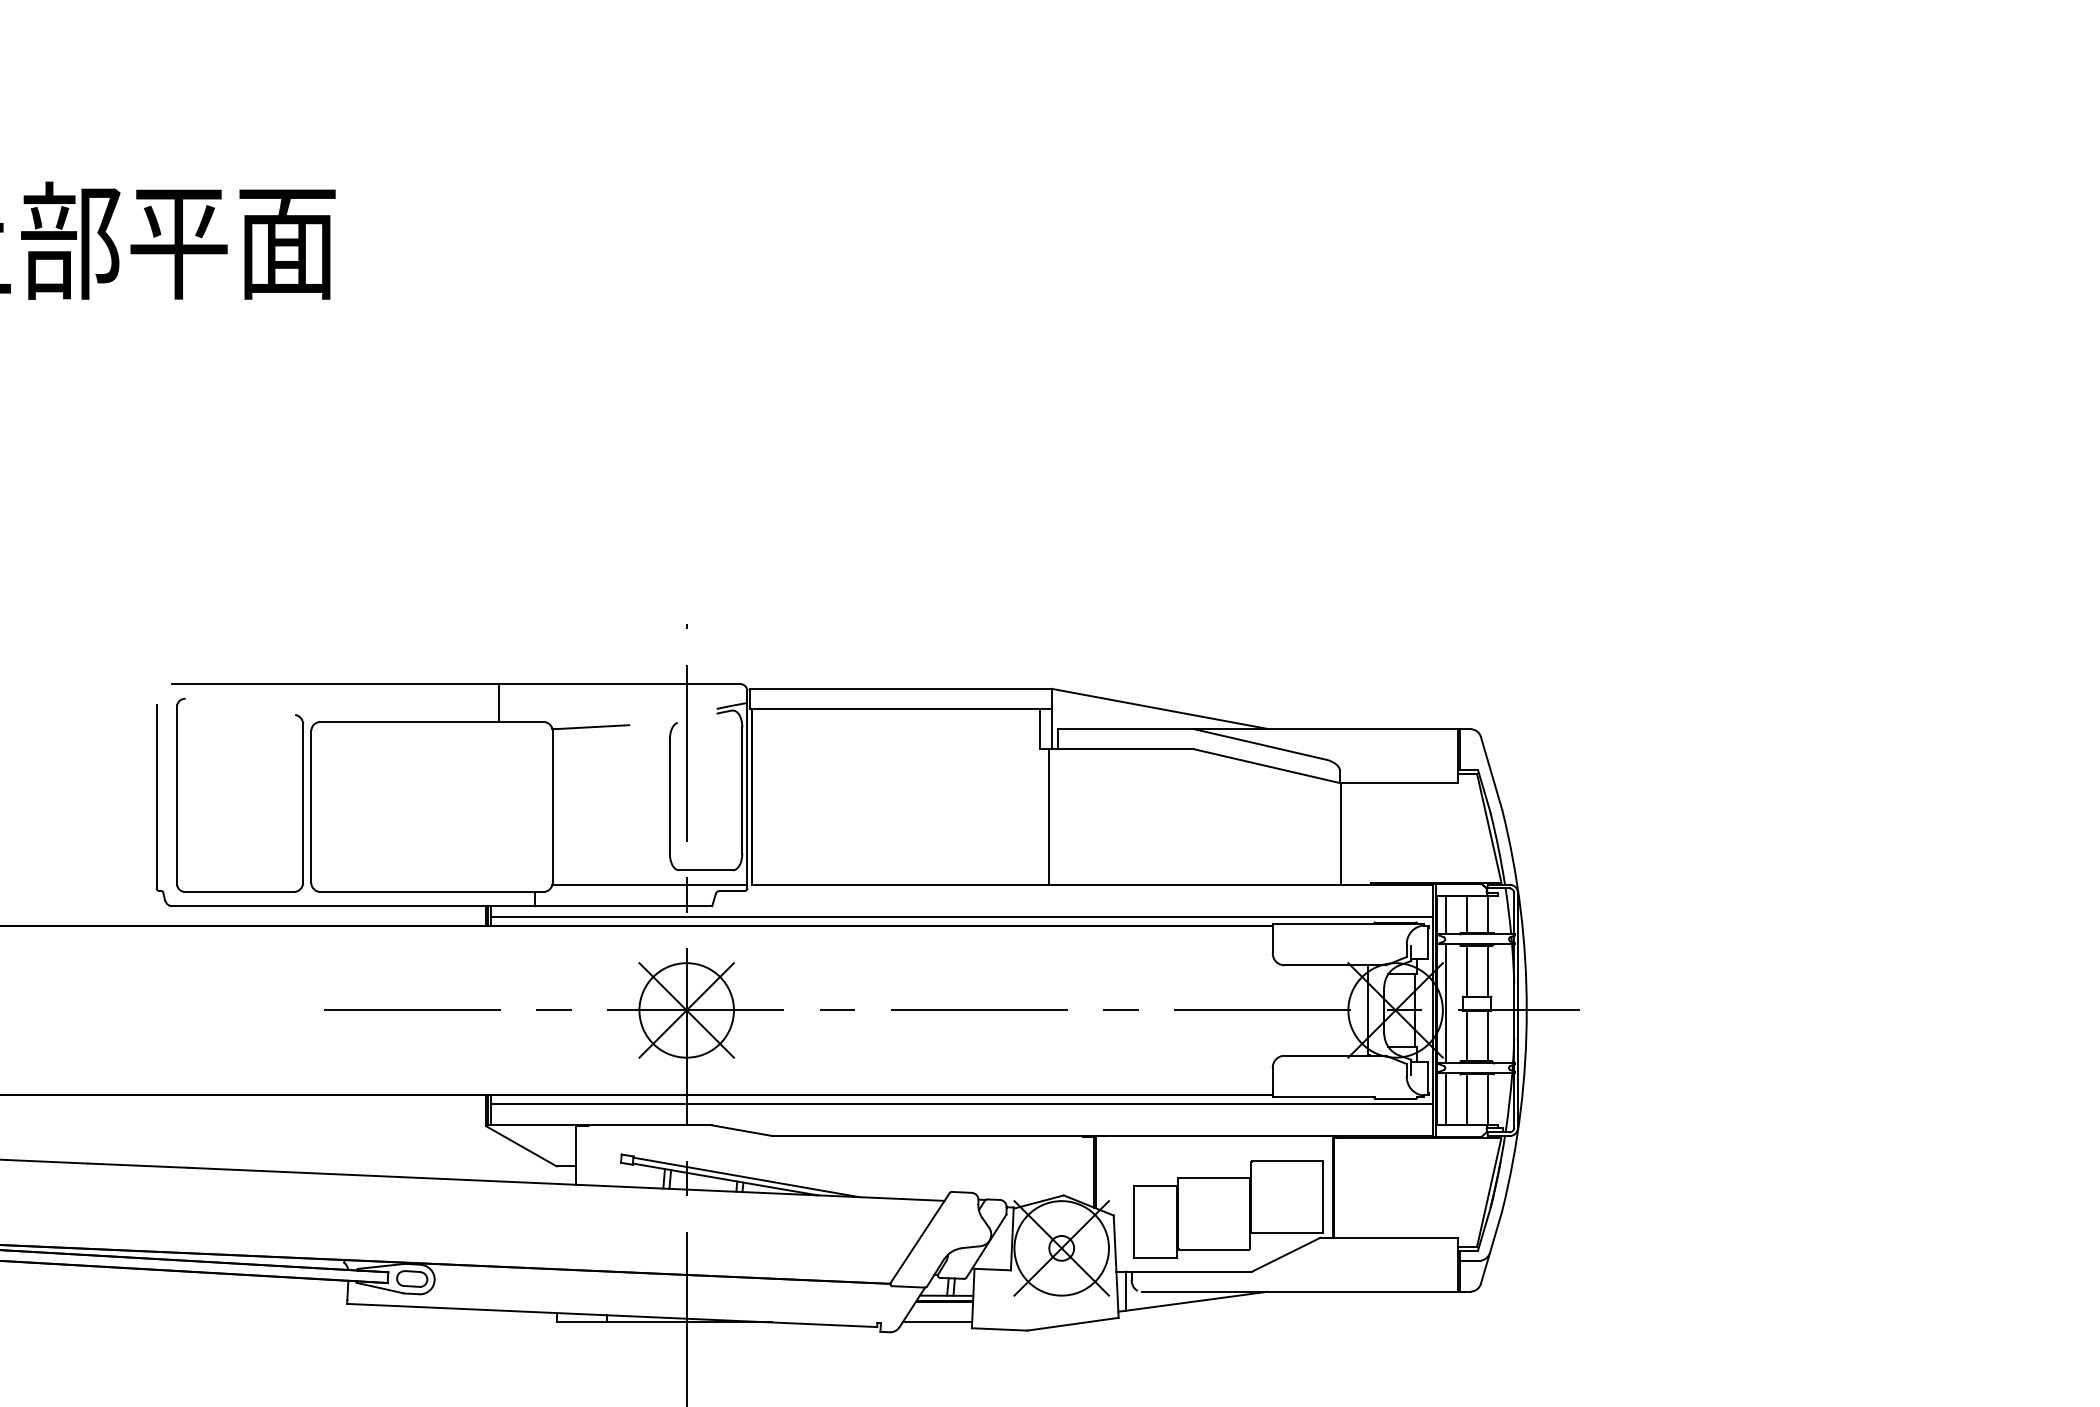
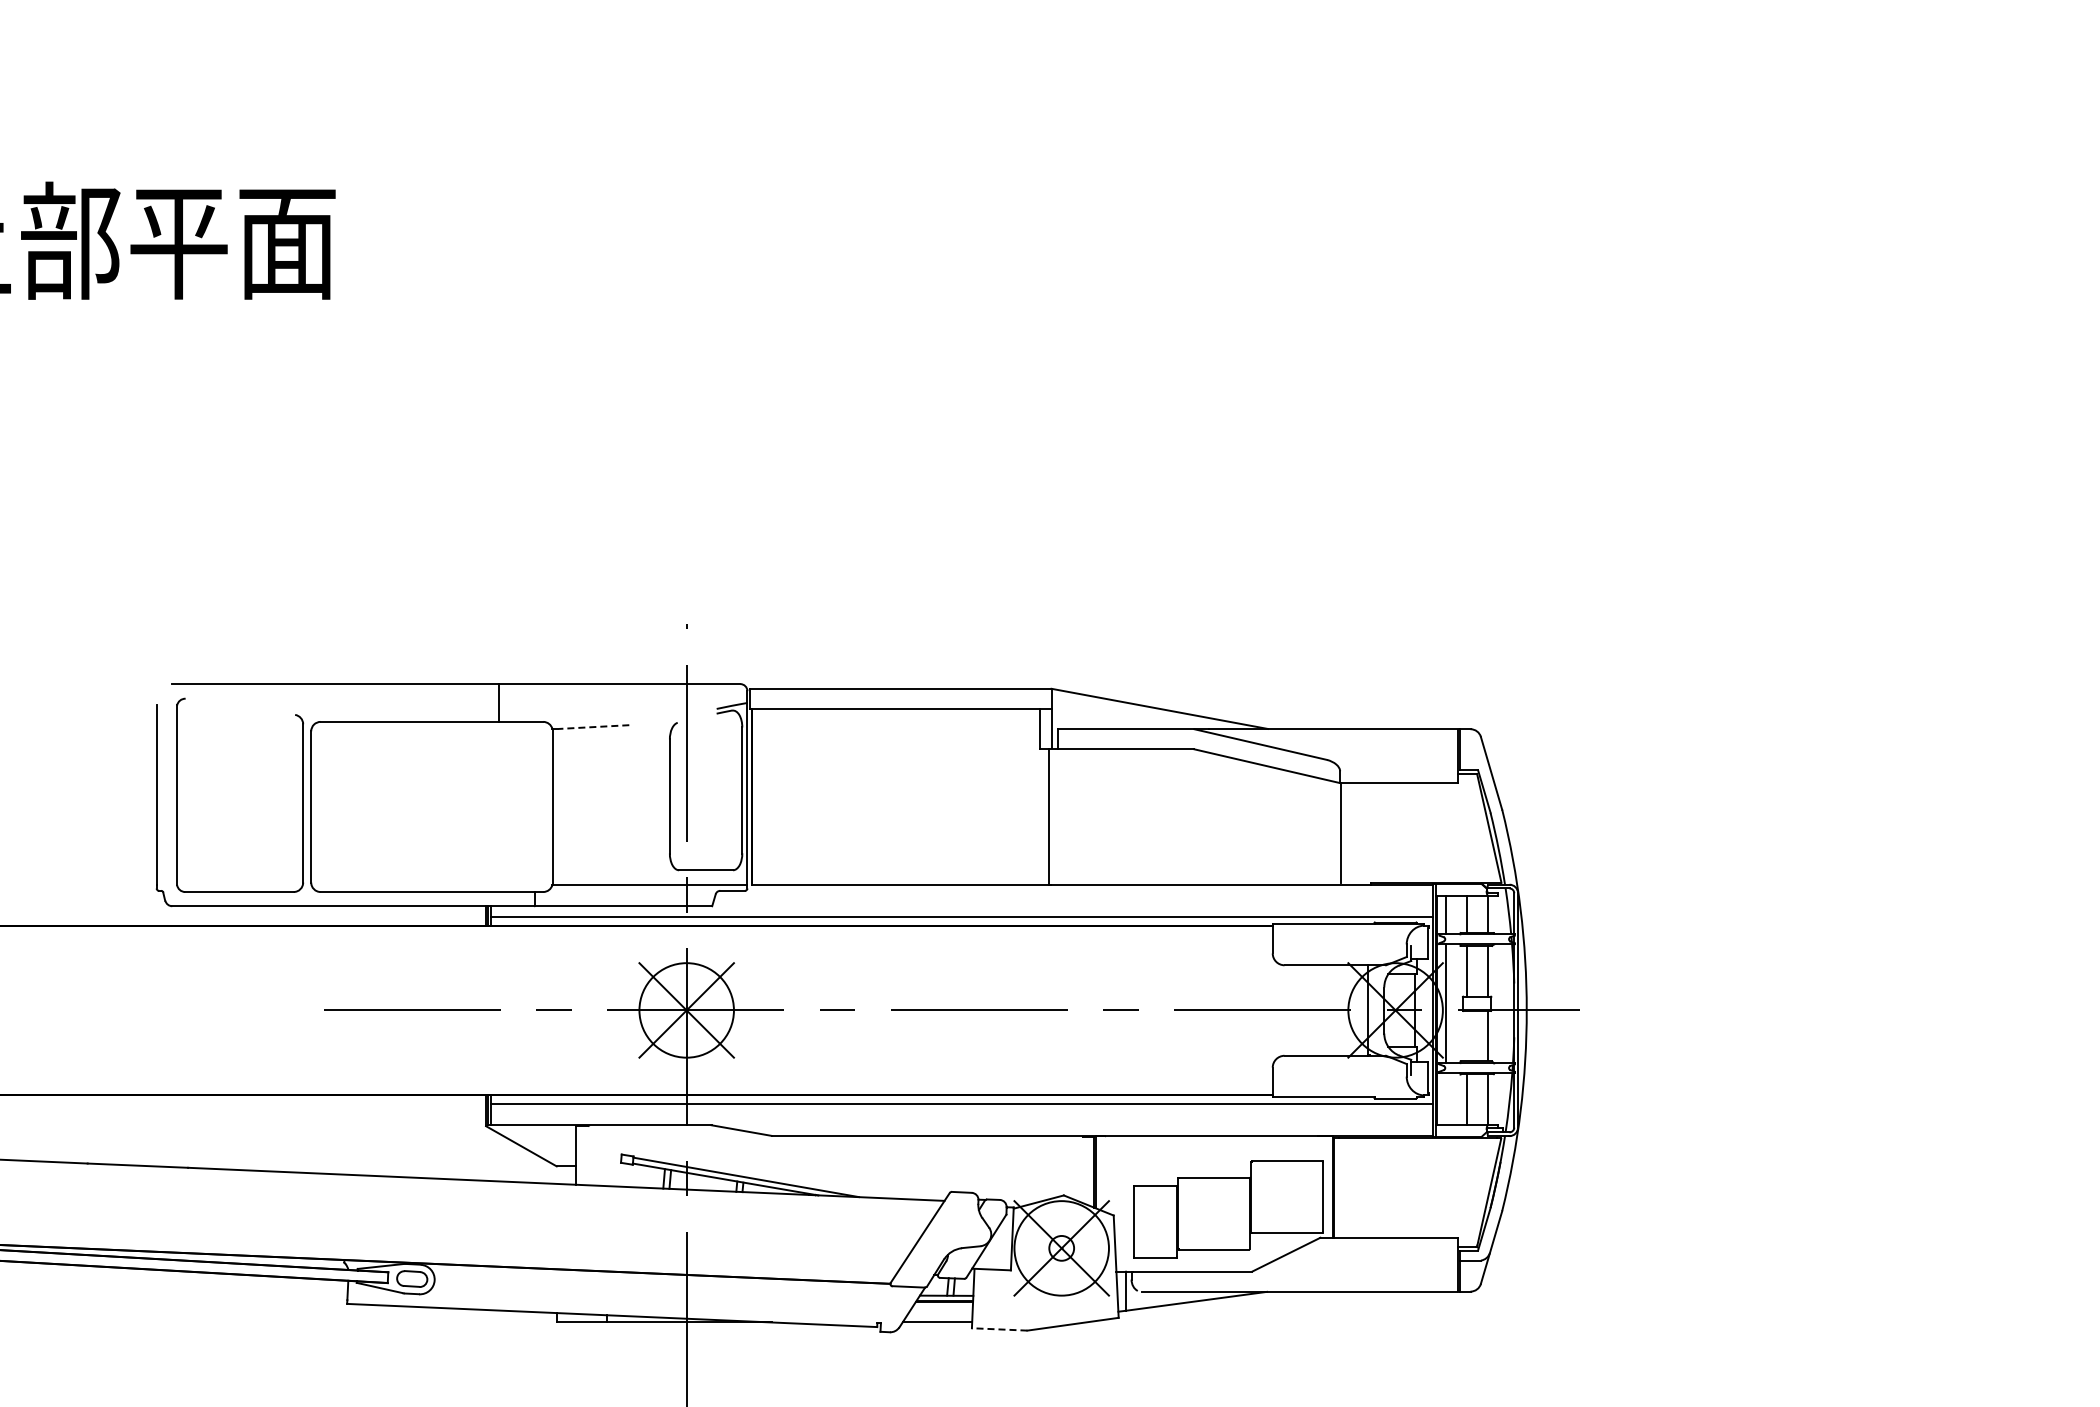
line: solid -> dashed (593, 727)
line: present -> none (1466, 1034)
line: present -> none (1446, 1099)
line: solid -> dashed (999, 1329)
